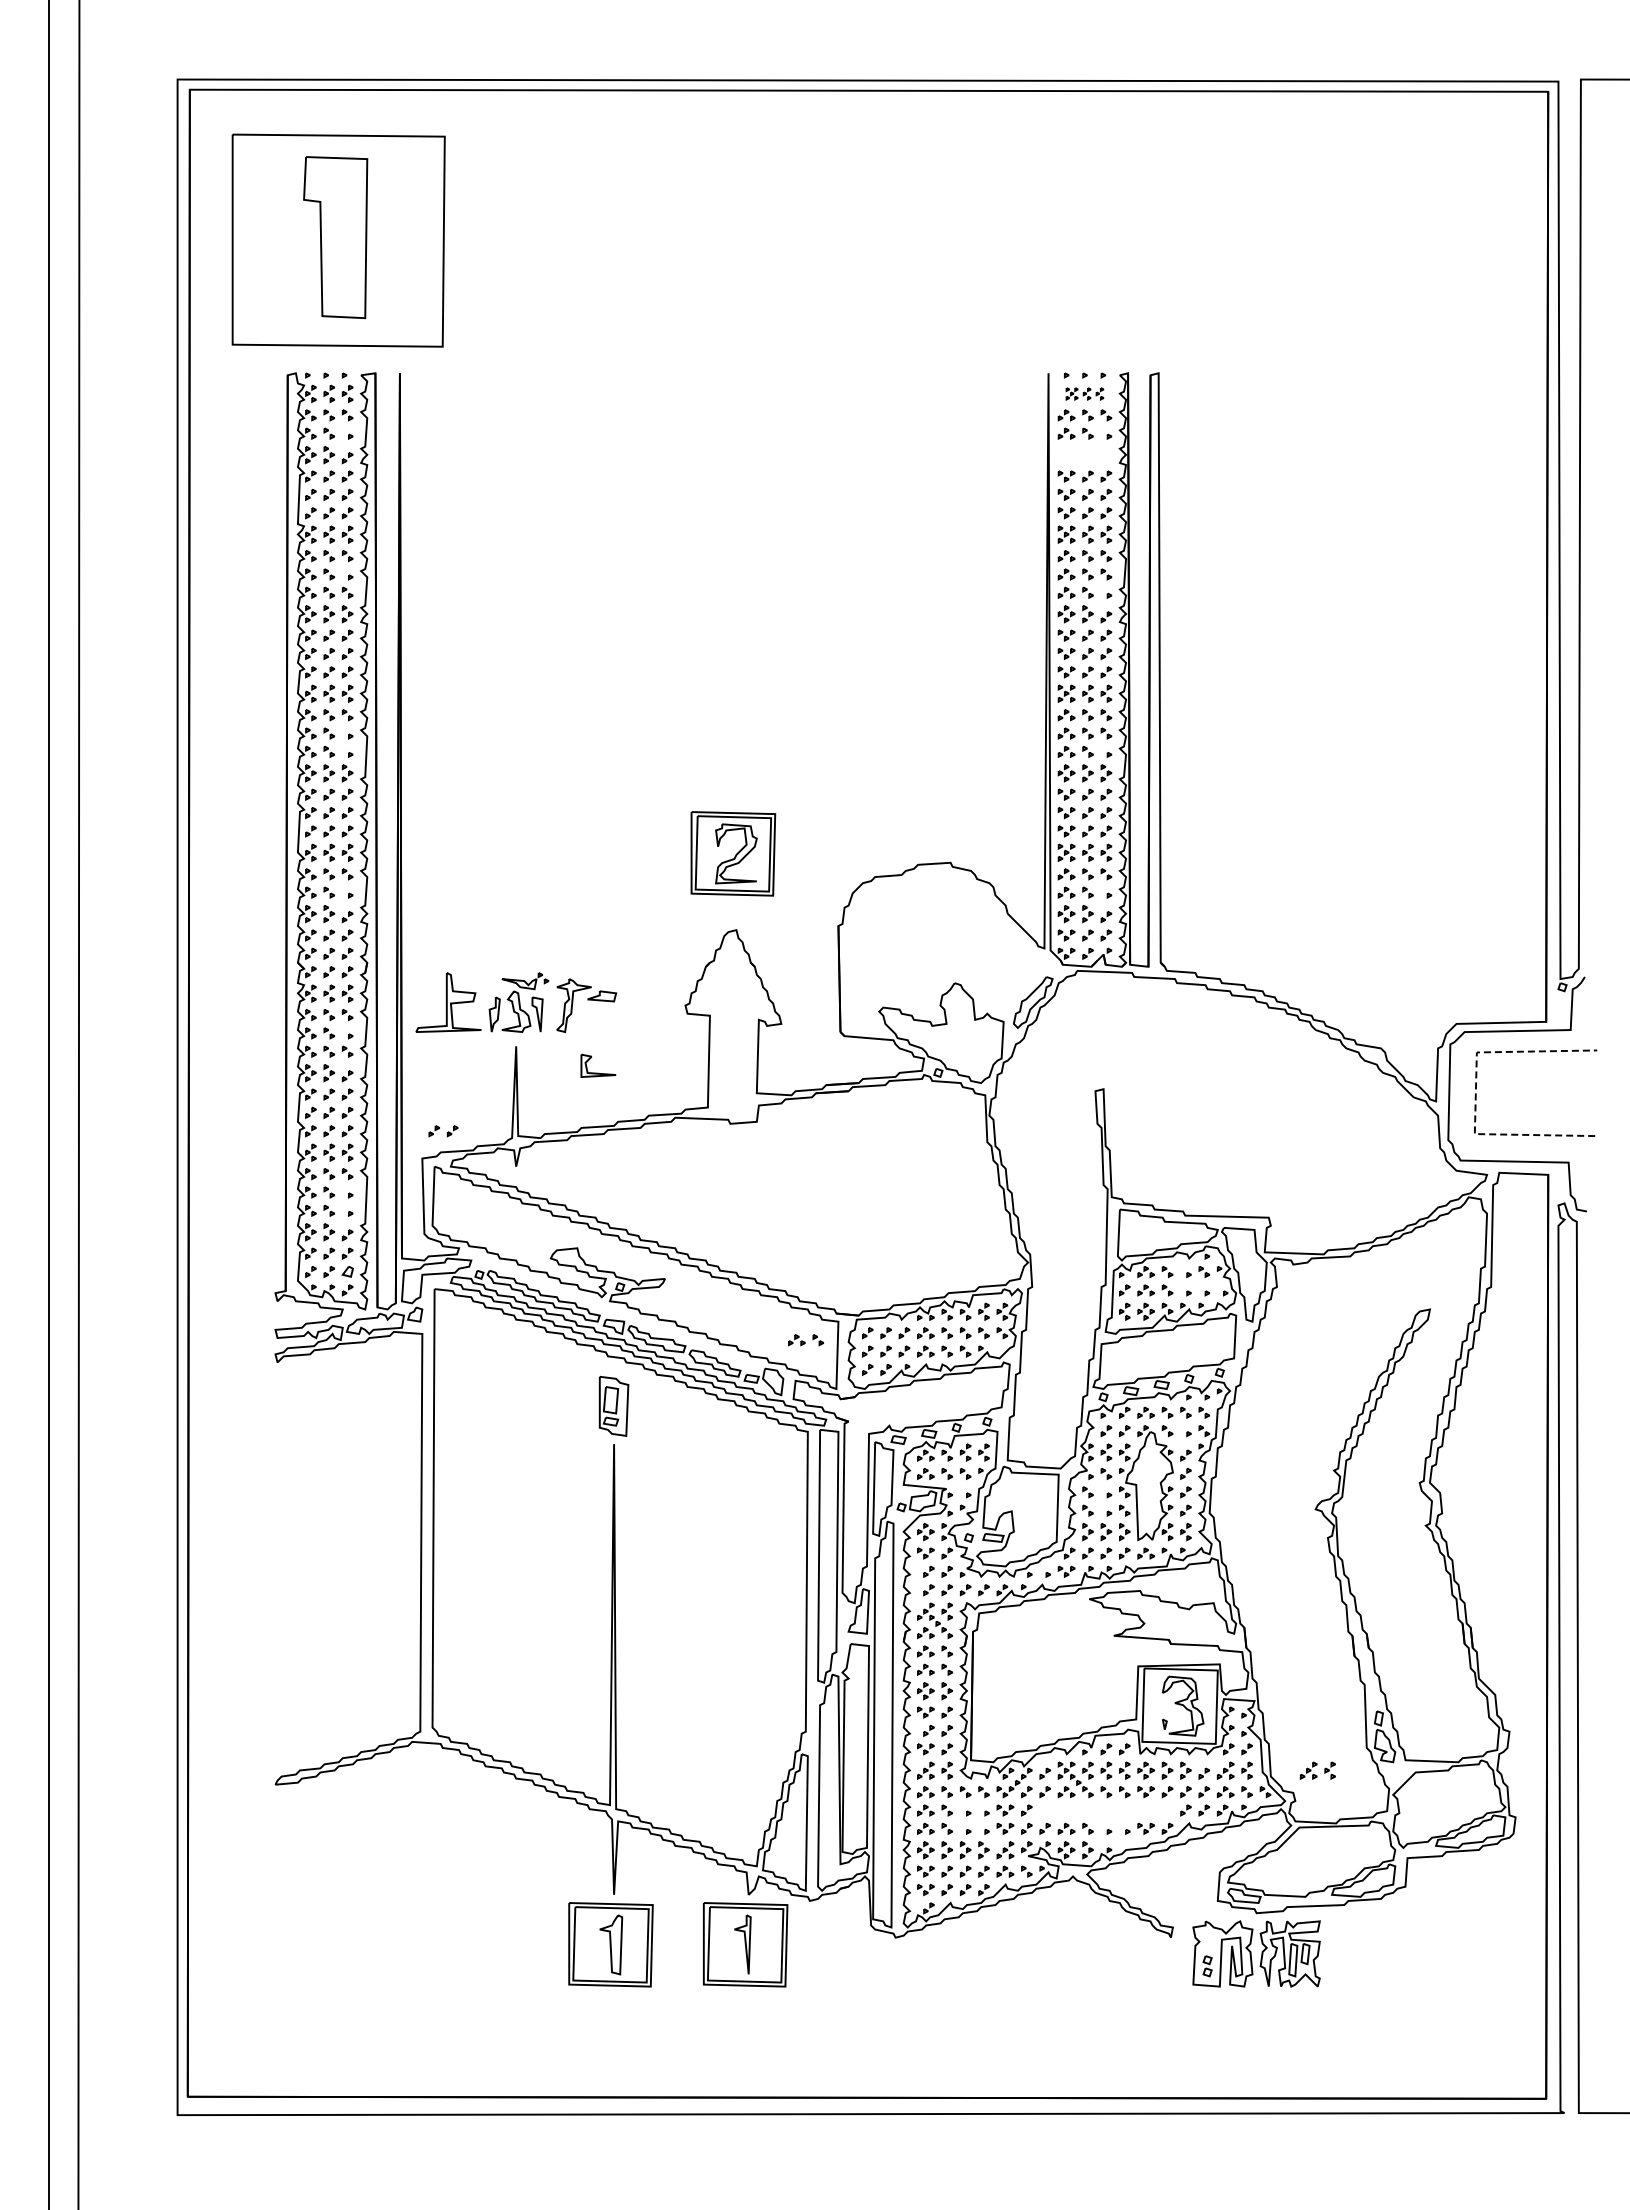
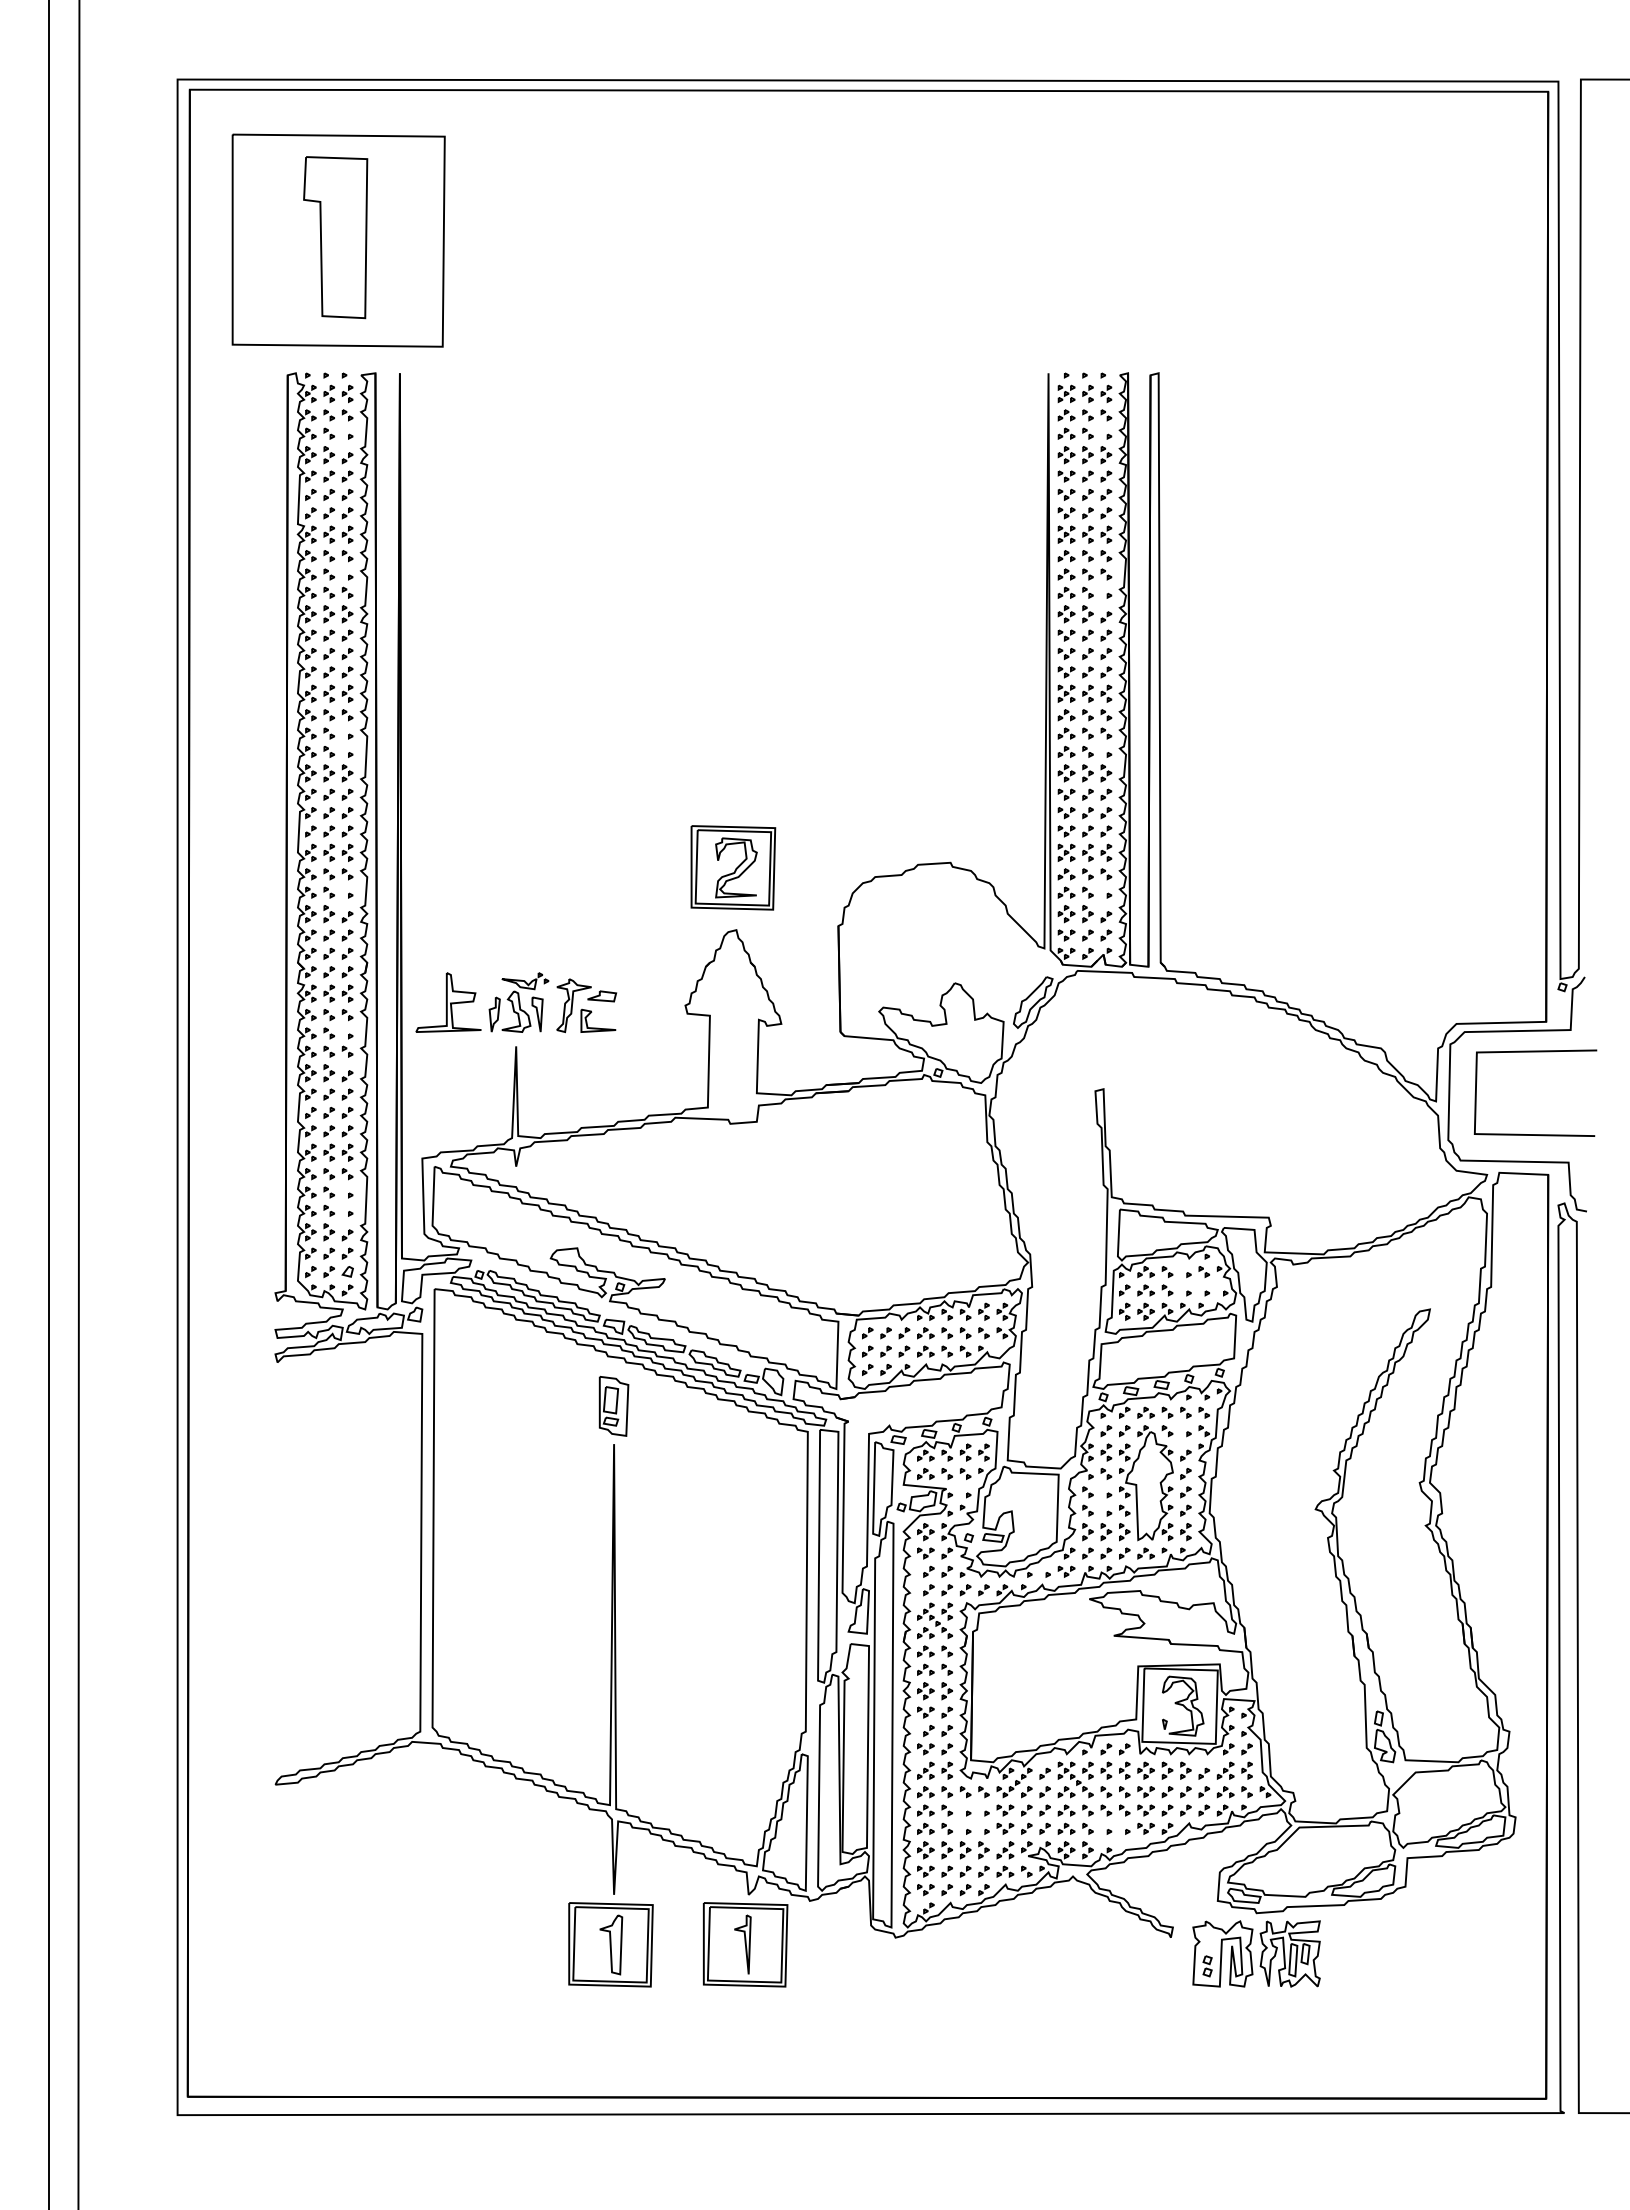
part size: 40x14 px -> 56x20 px (1084, 393)
part: none -> present (1084, 455)
part position: (733, 853) -> (733, 867) (733, 867)
part position: (598, 1072) -> (598, 1027) (598, 1027)
line: dashed -> solid (1475, 1093)
part: present -> none (443, 1131)
part: present -> none (805, 1340)
part: present -> none (1317, 1770)
part: none -> present (1106, 1810)
